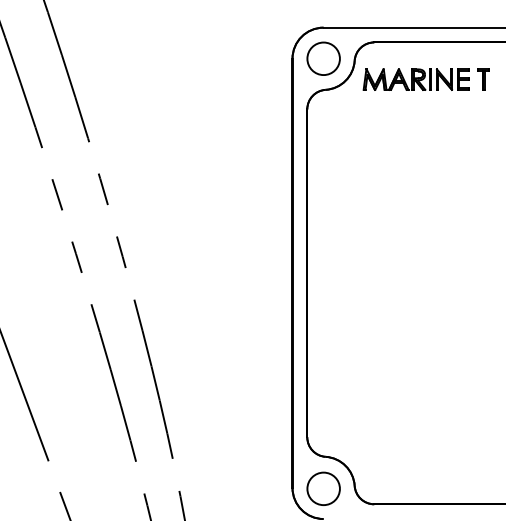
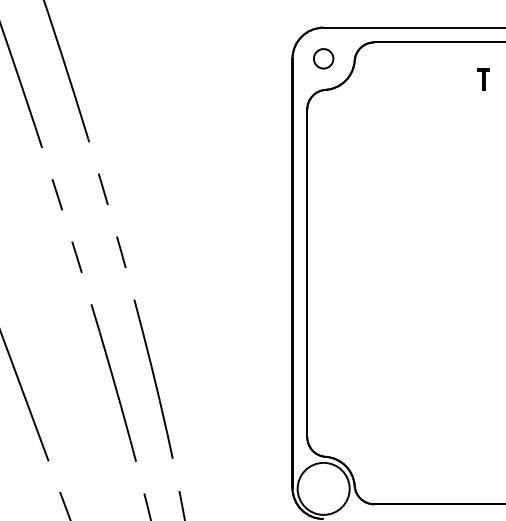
circle diameter: 33 px -> 20 px (323, 58)
part: present -> none (415, 79)
circle diameter: 33 px -> 52 px (323, 488)
